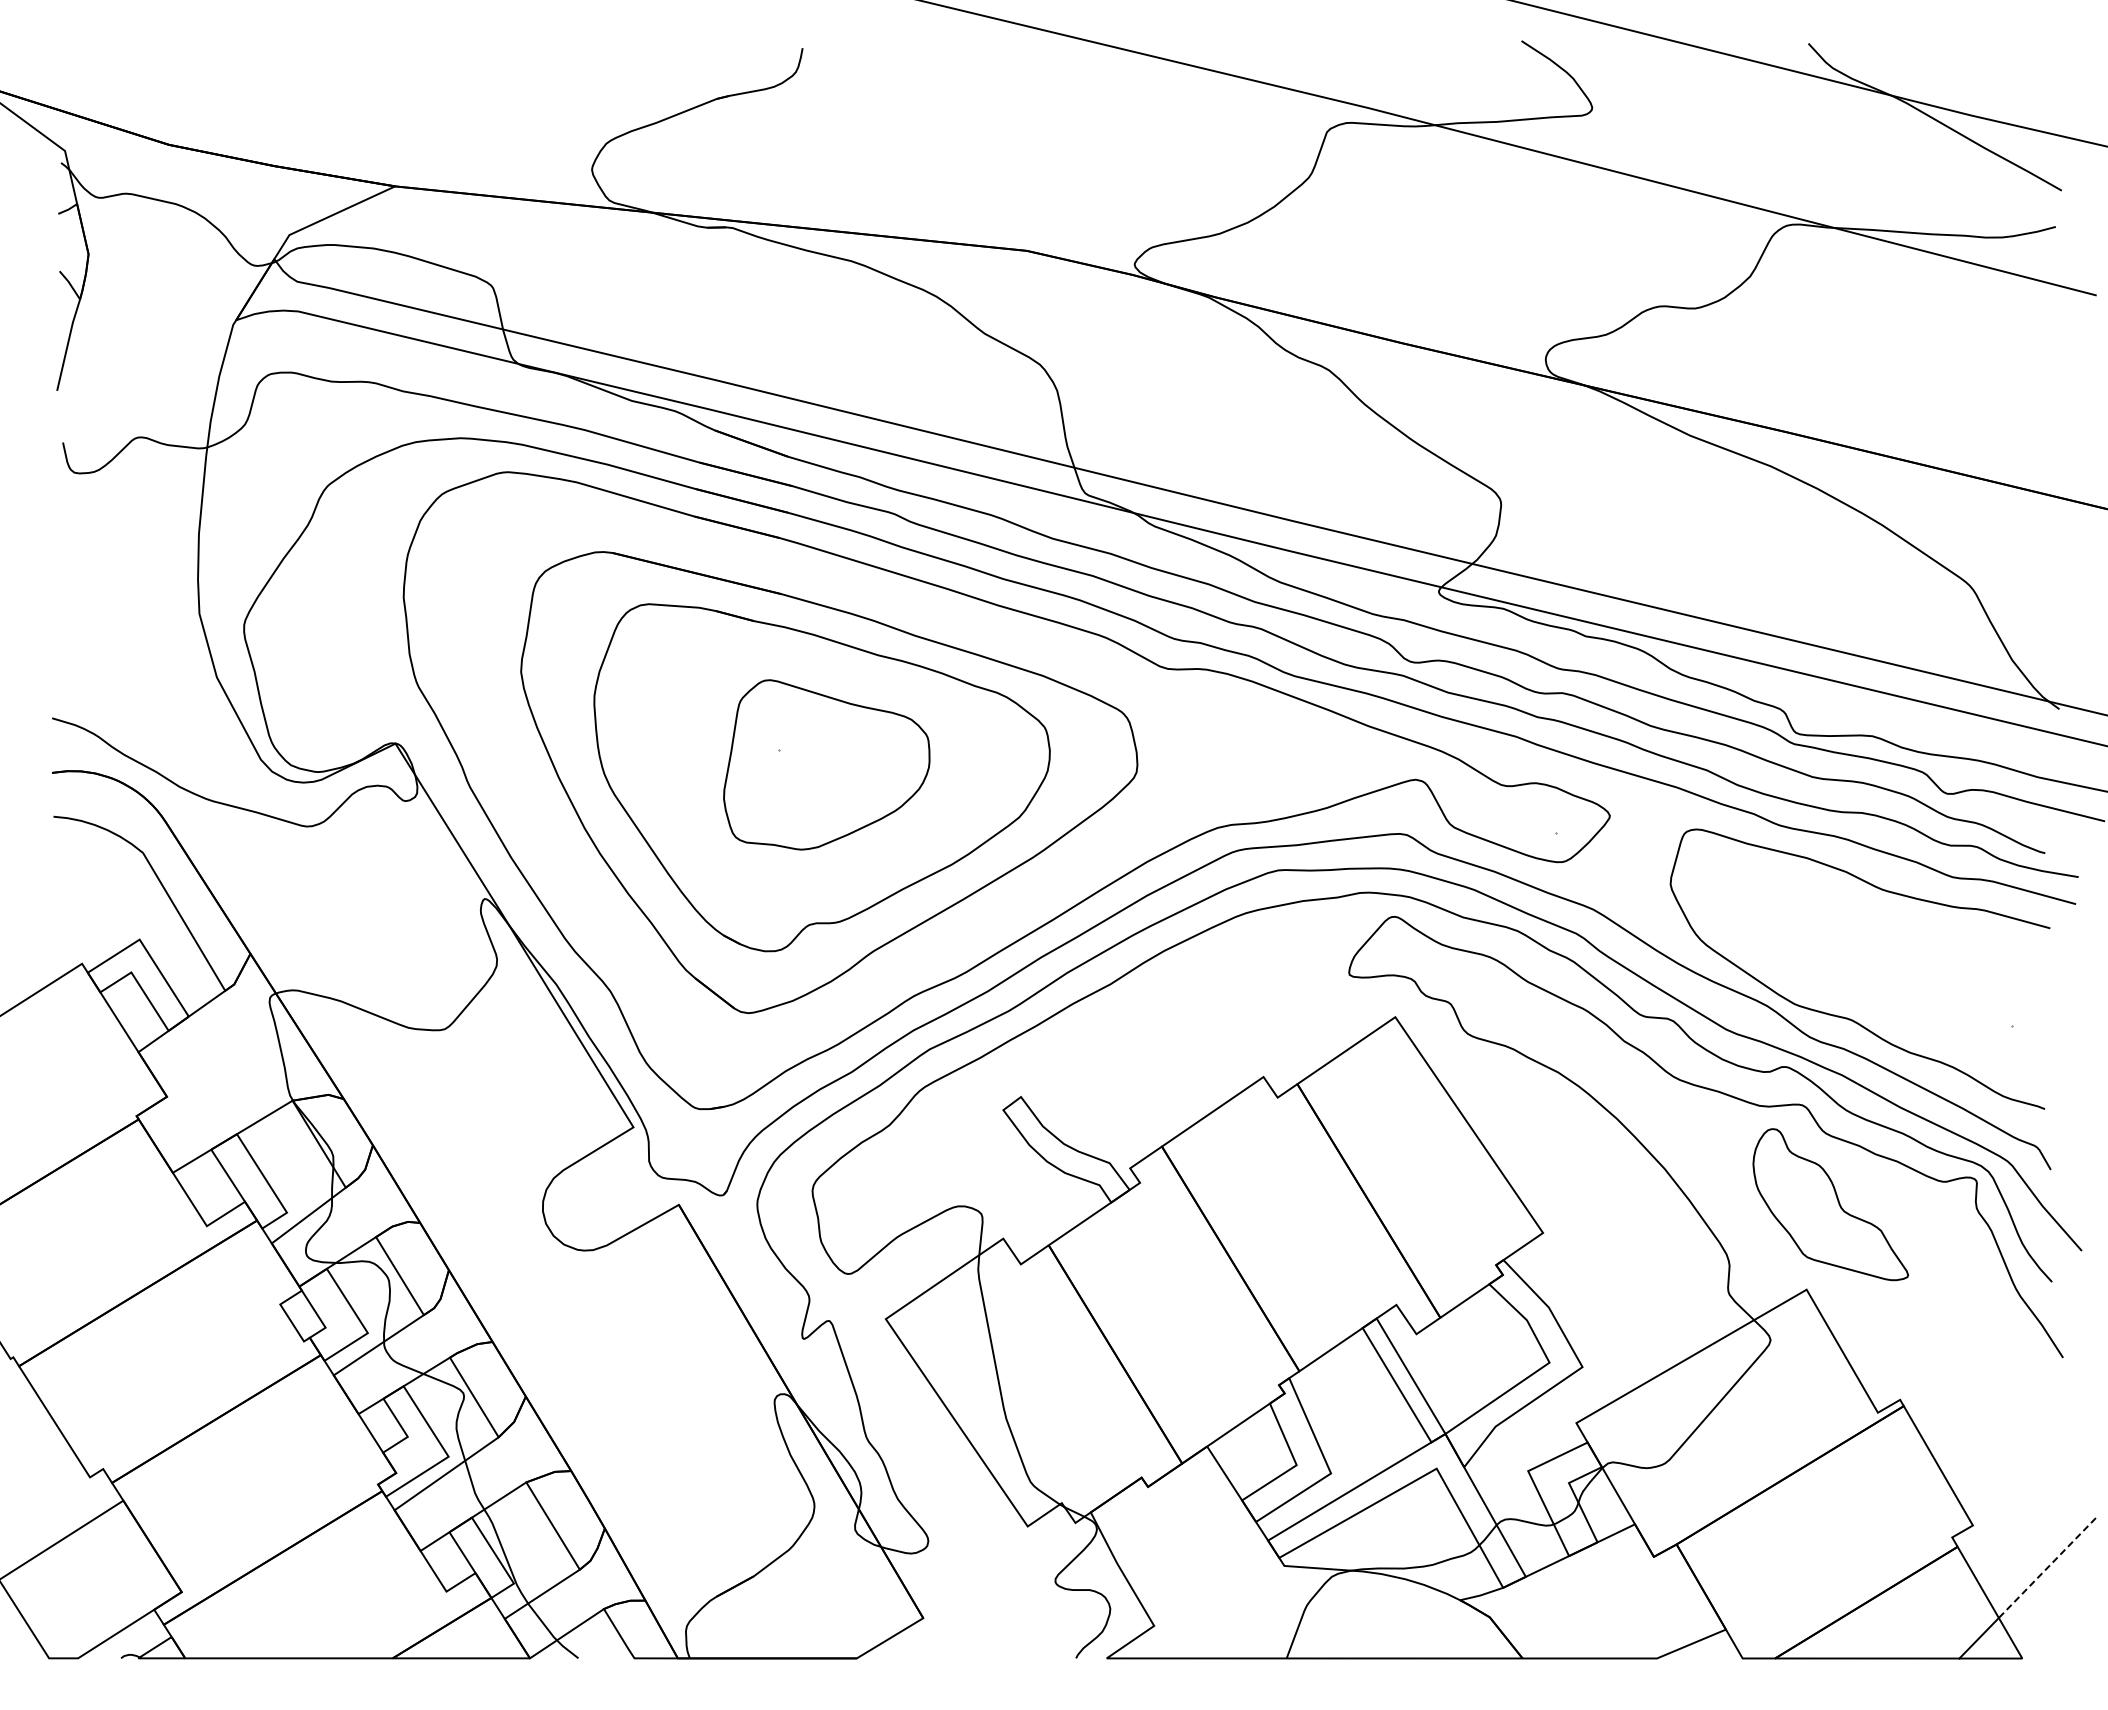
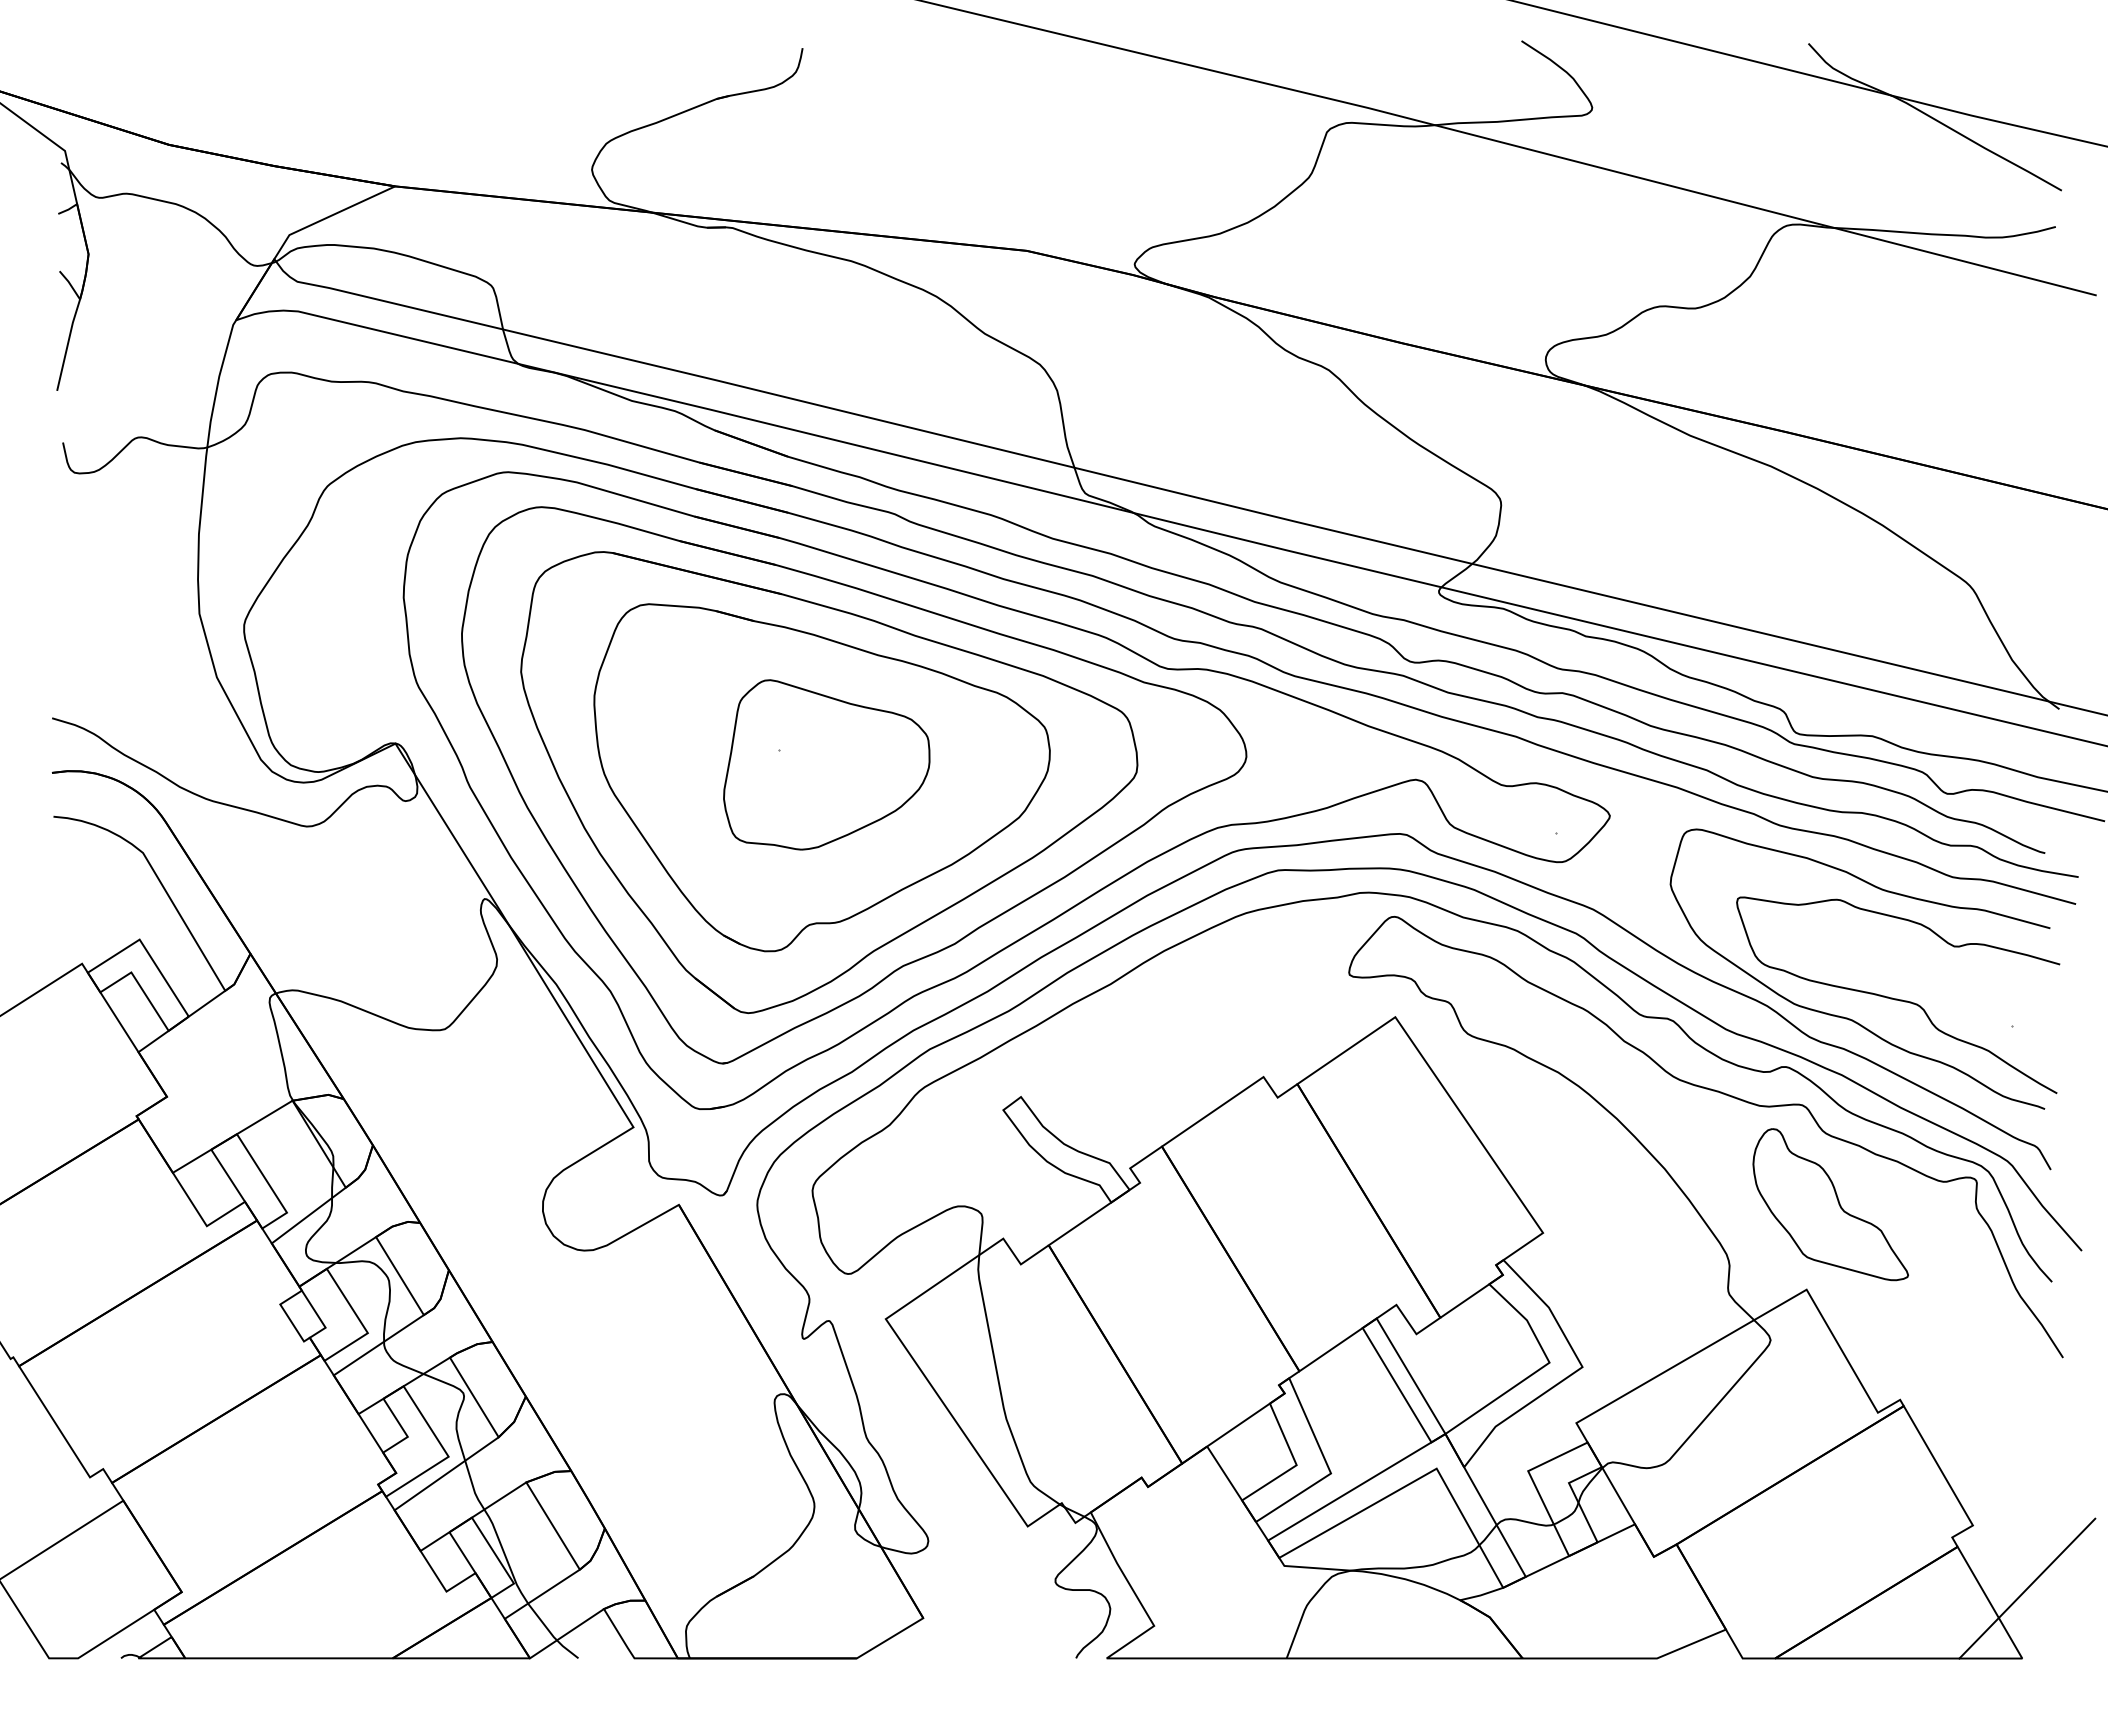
part: none -> present (854, 785)
curve: none -> present (1897, 998)
line: dashed -> solid (2047, 1568)
